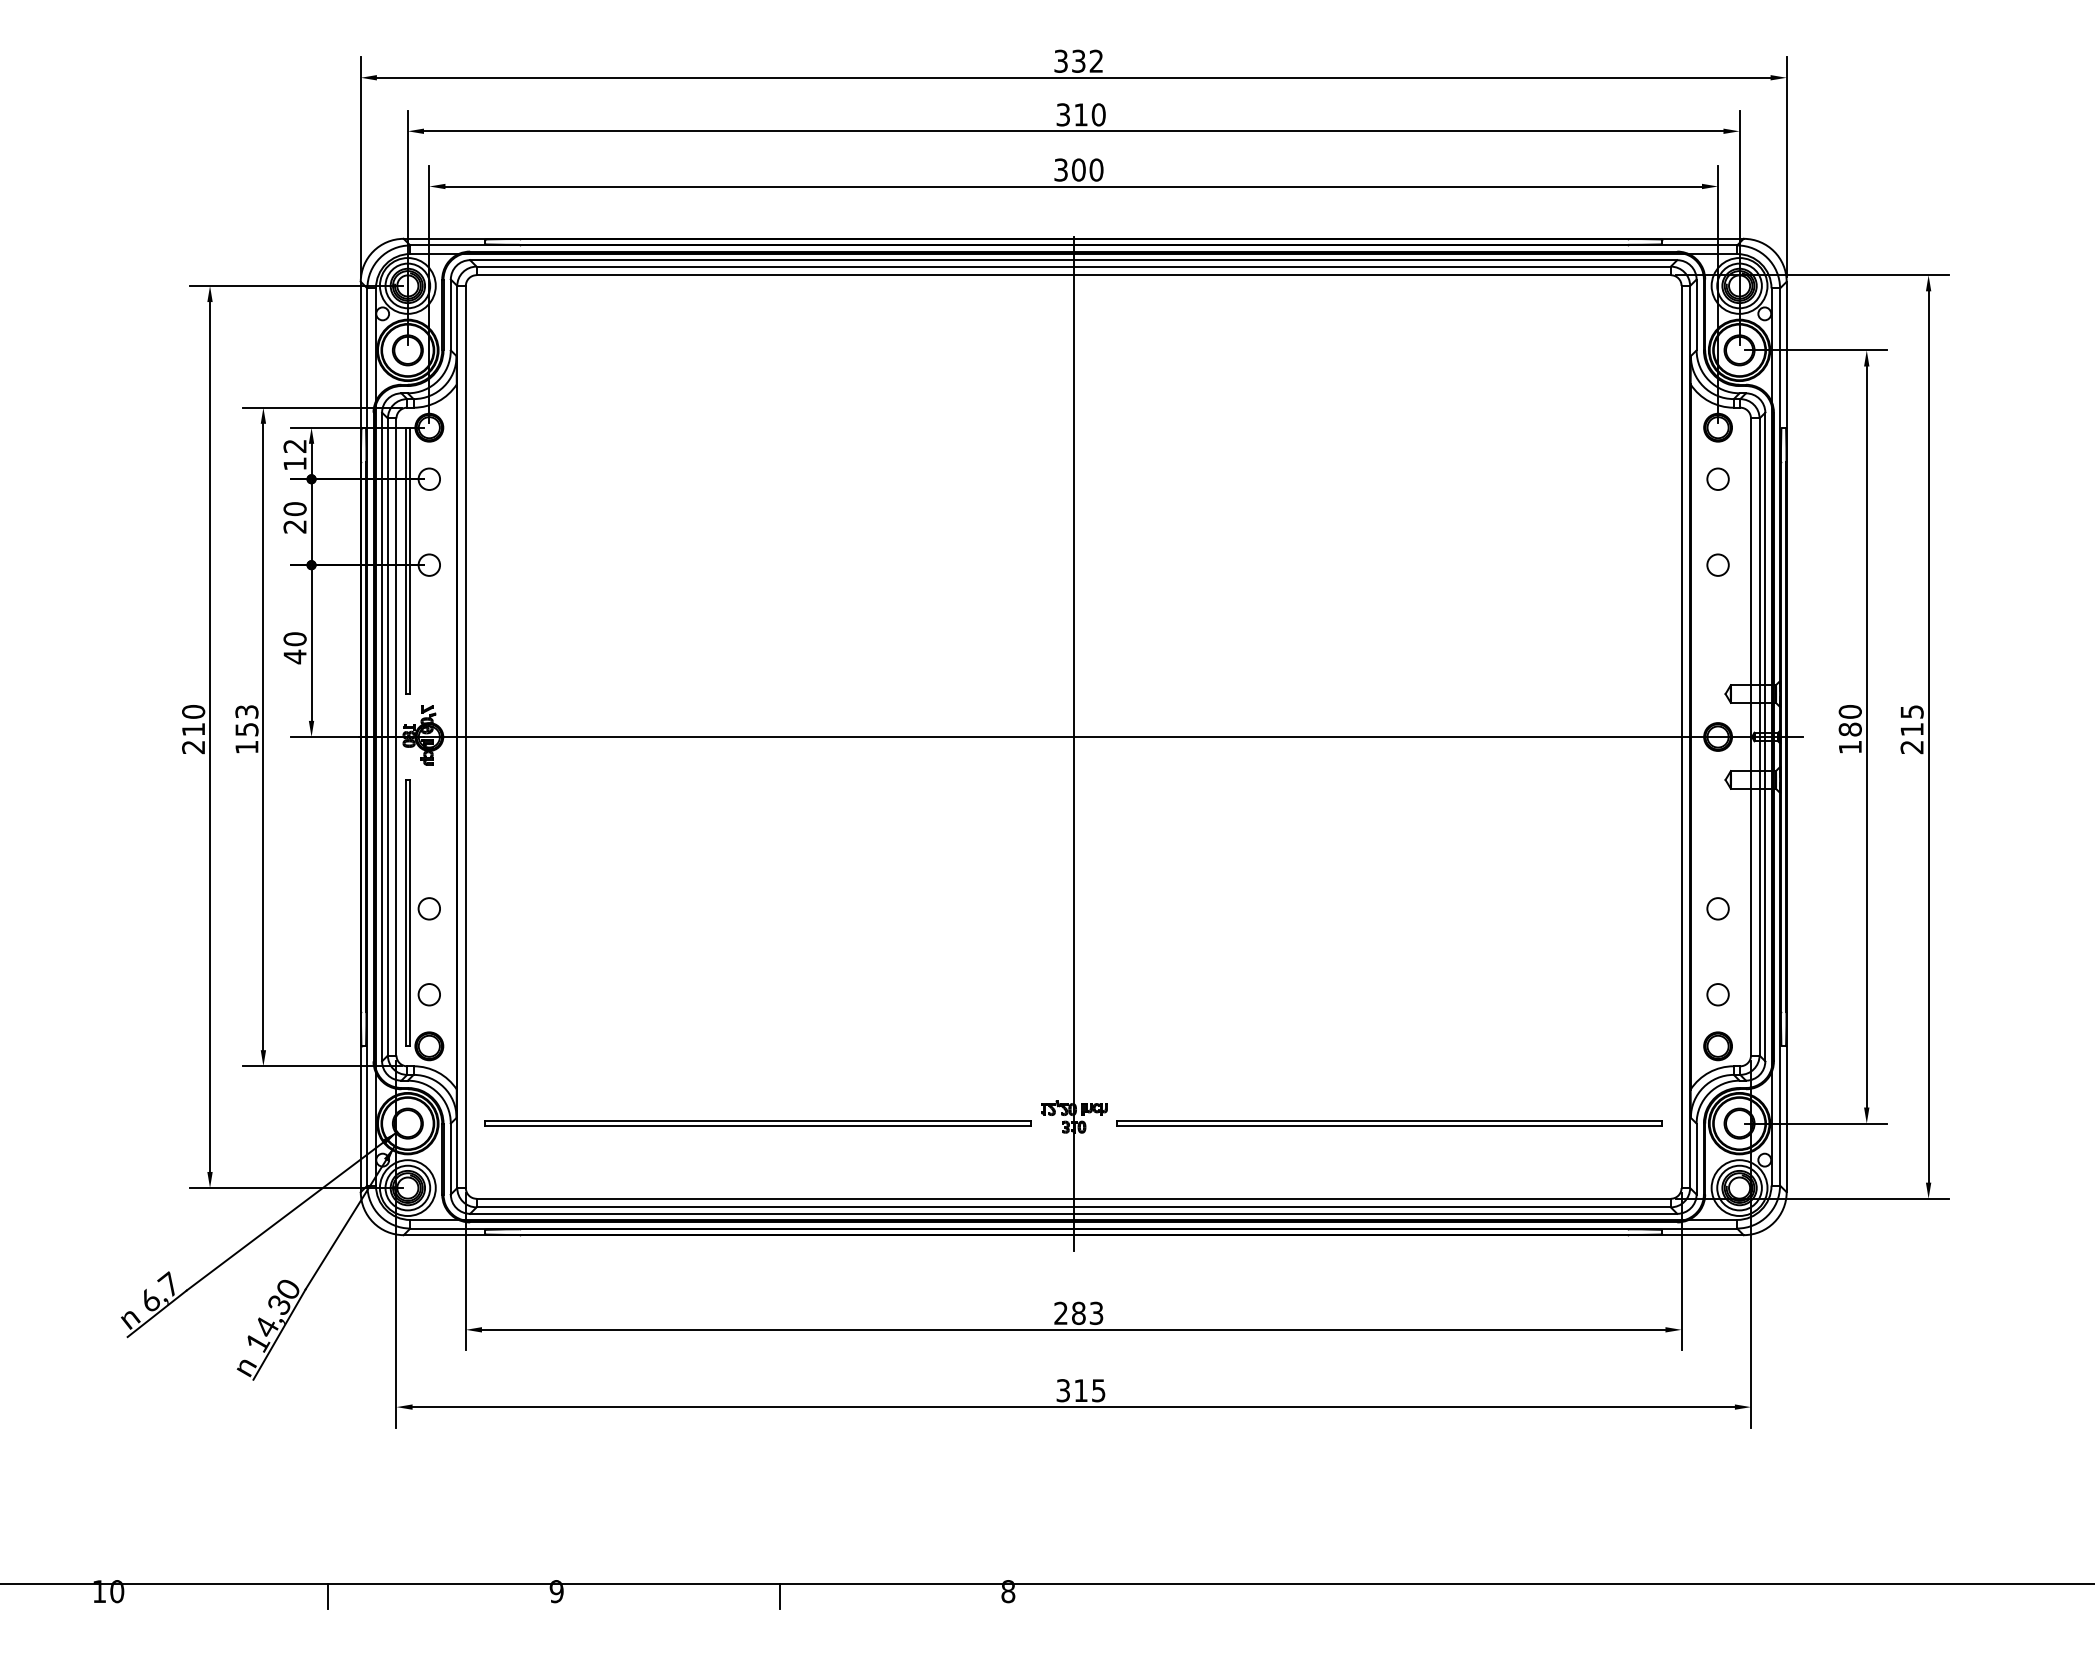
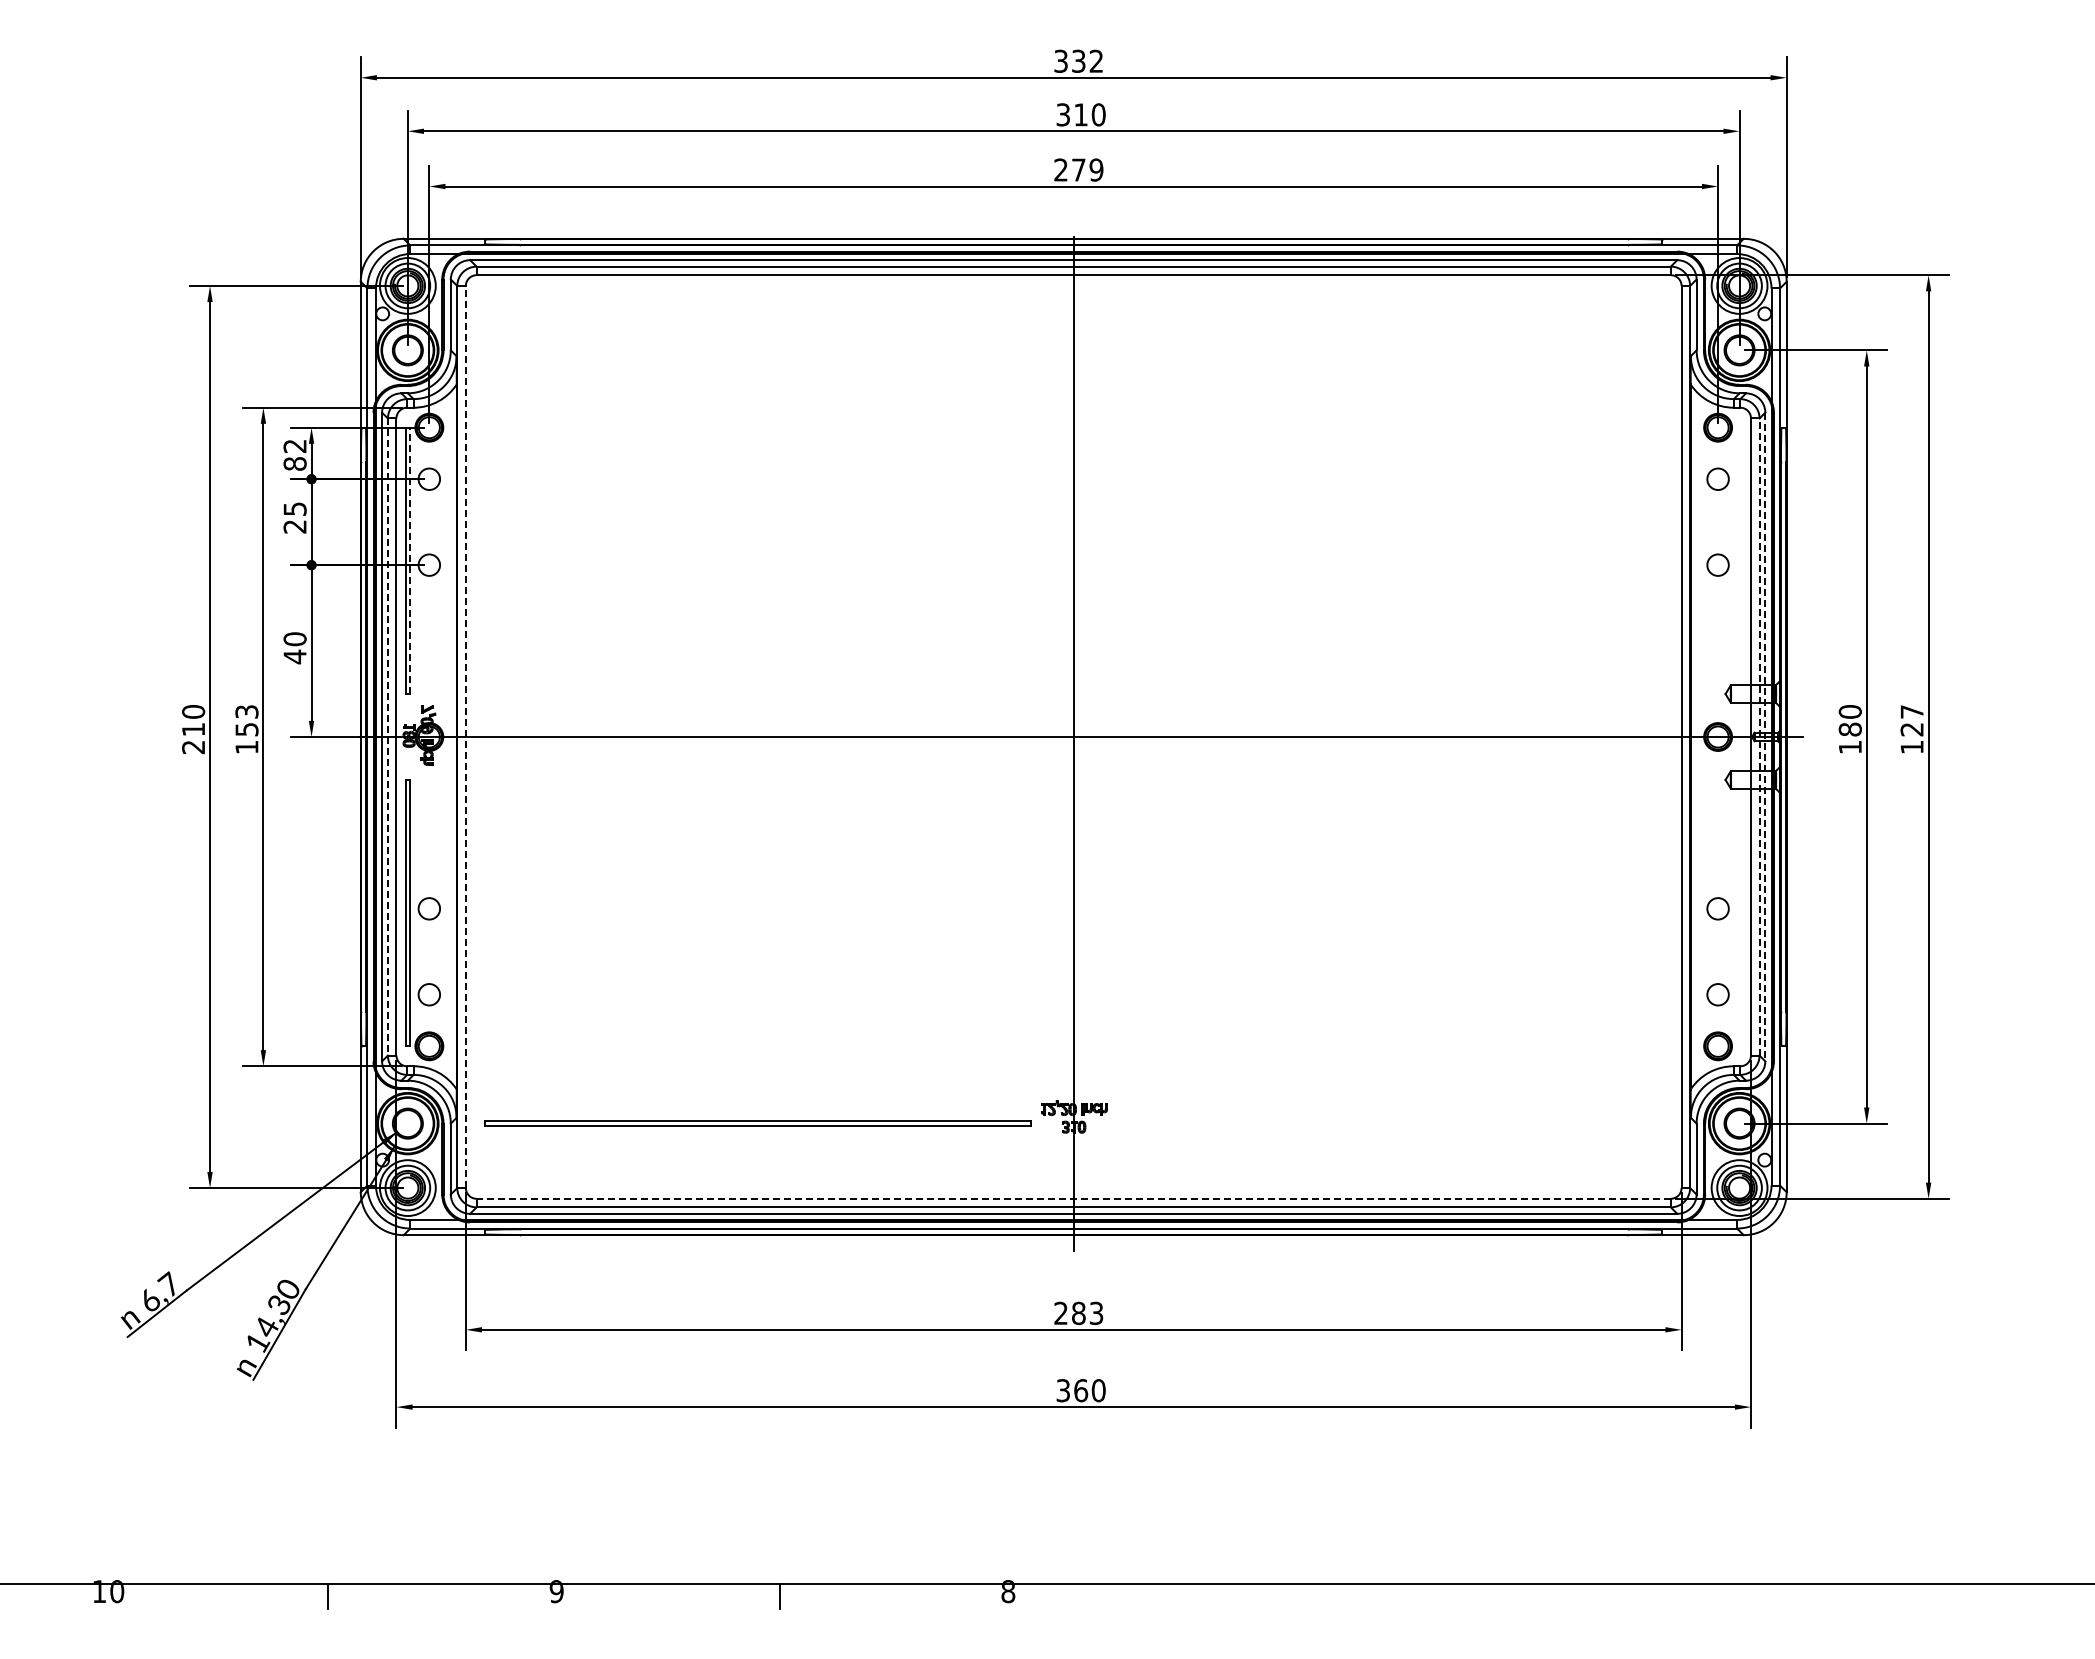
text: 300 -> 279 (1078, 169)
text: 12 -> 82 (294, 463)
text: 20 -> 25 (294, 509)
line: solid -> dashed (410, 560)
text: 215 -> 127 (1911, 729)
line: solid -> dashed (465, 736)
line: solid -> dashed (387, 737)
line: solid -> dashed (1759, 737)
line: solid -> dashed (1765, 737)
part: present -> none (1389, 1123)
line: solid -> dashed (1073, 1198)
text: 315 -> 360 (1089, 1390)
